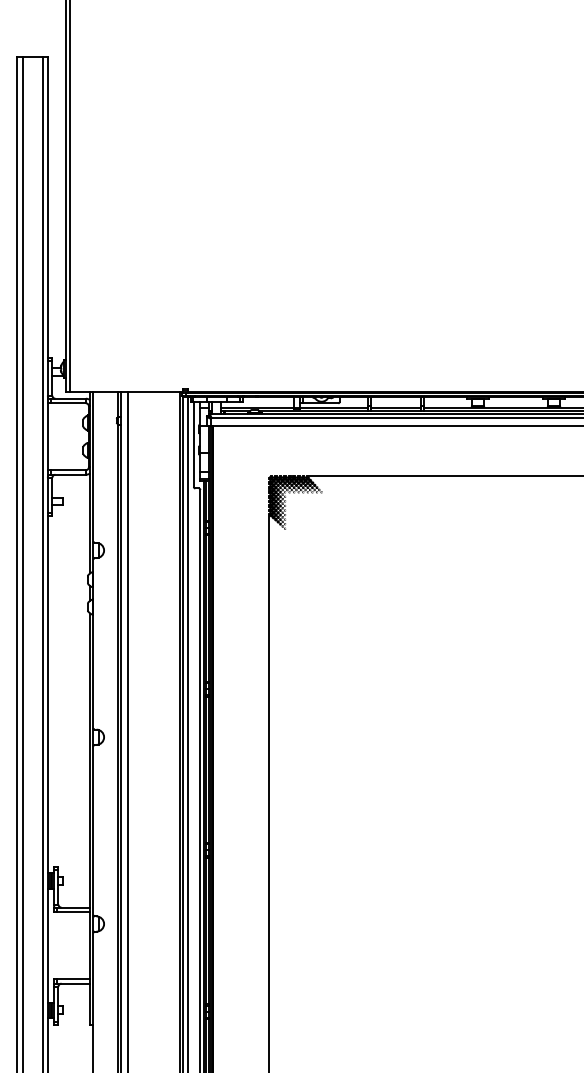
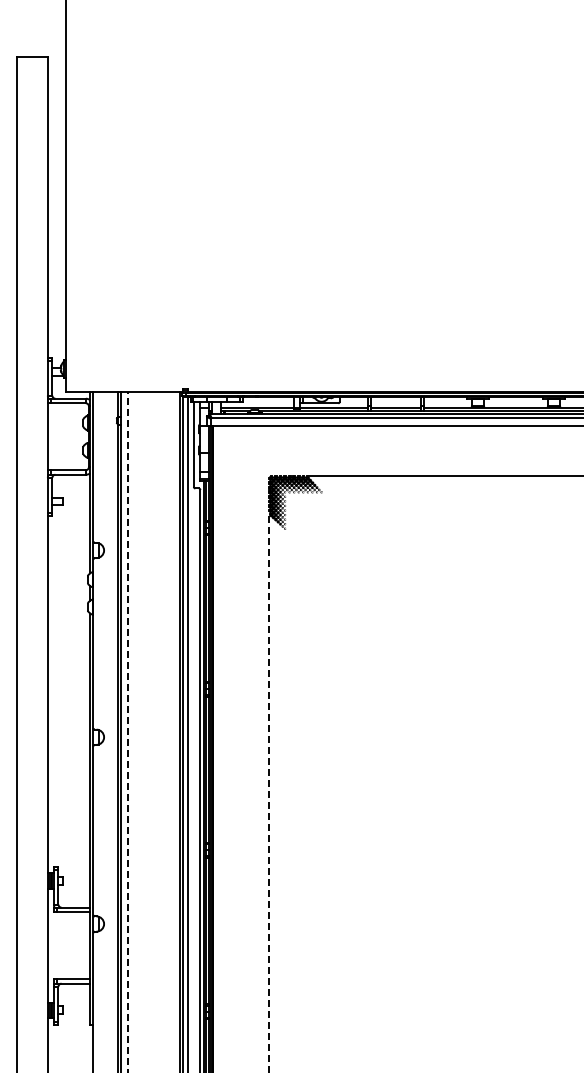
line: present -> none (69, 196)
line: present -> none (22, 563)
line: present -> none (42, 563)
line: solid -> dashed (128, 731)
line: solid -> dashed (269, 792)
